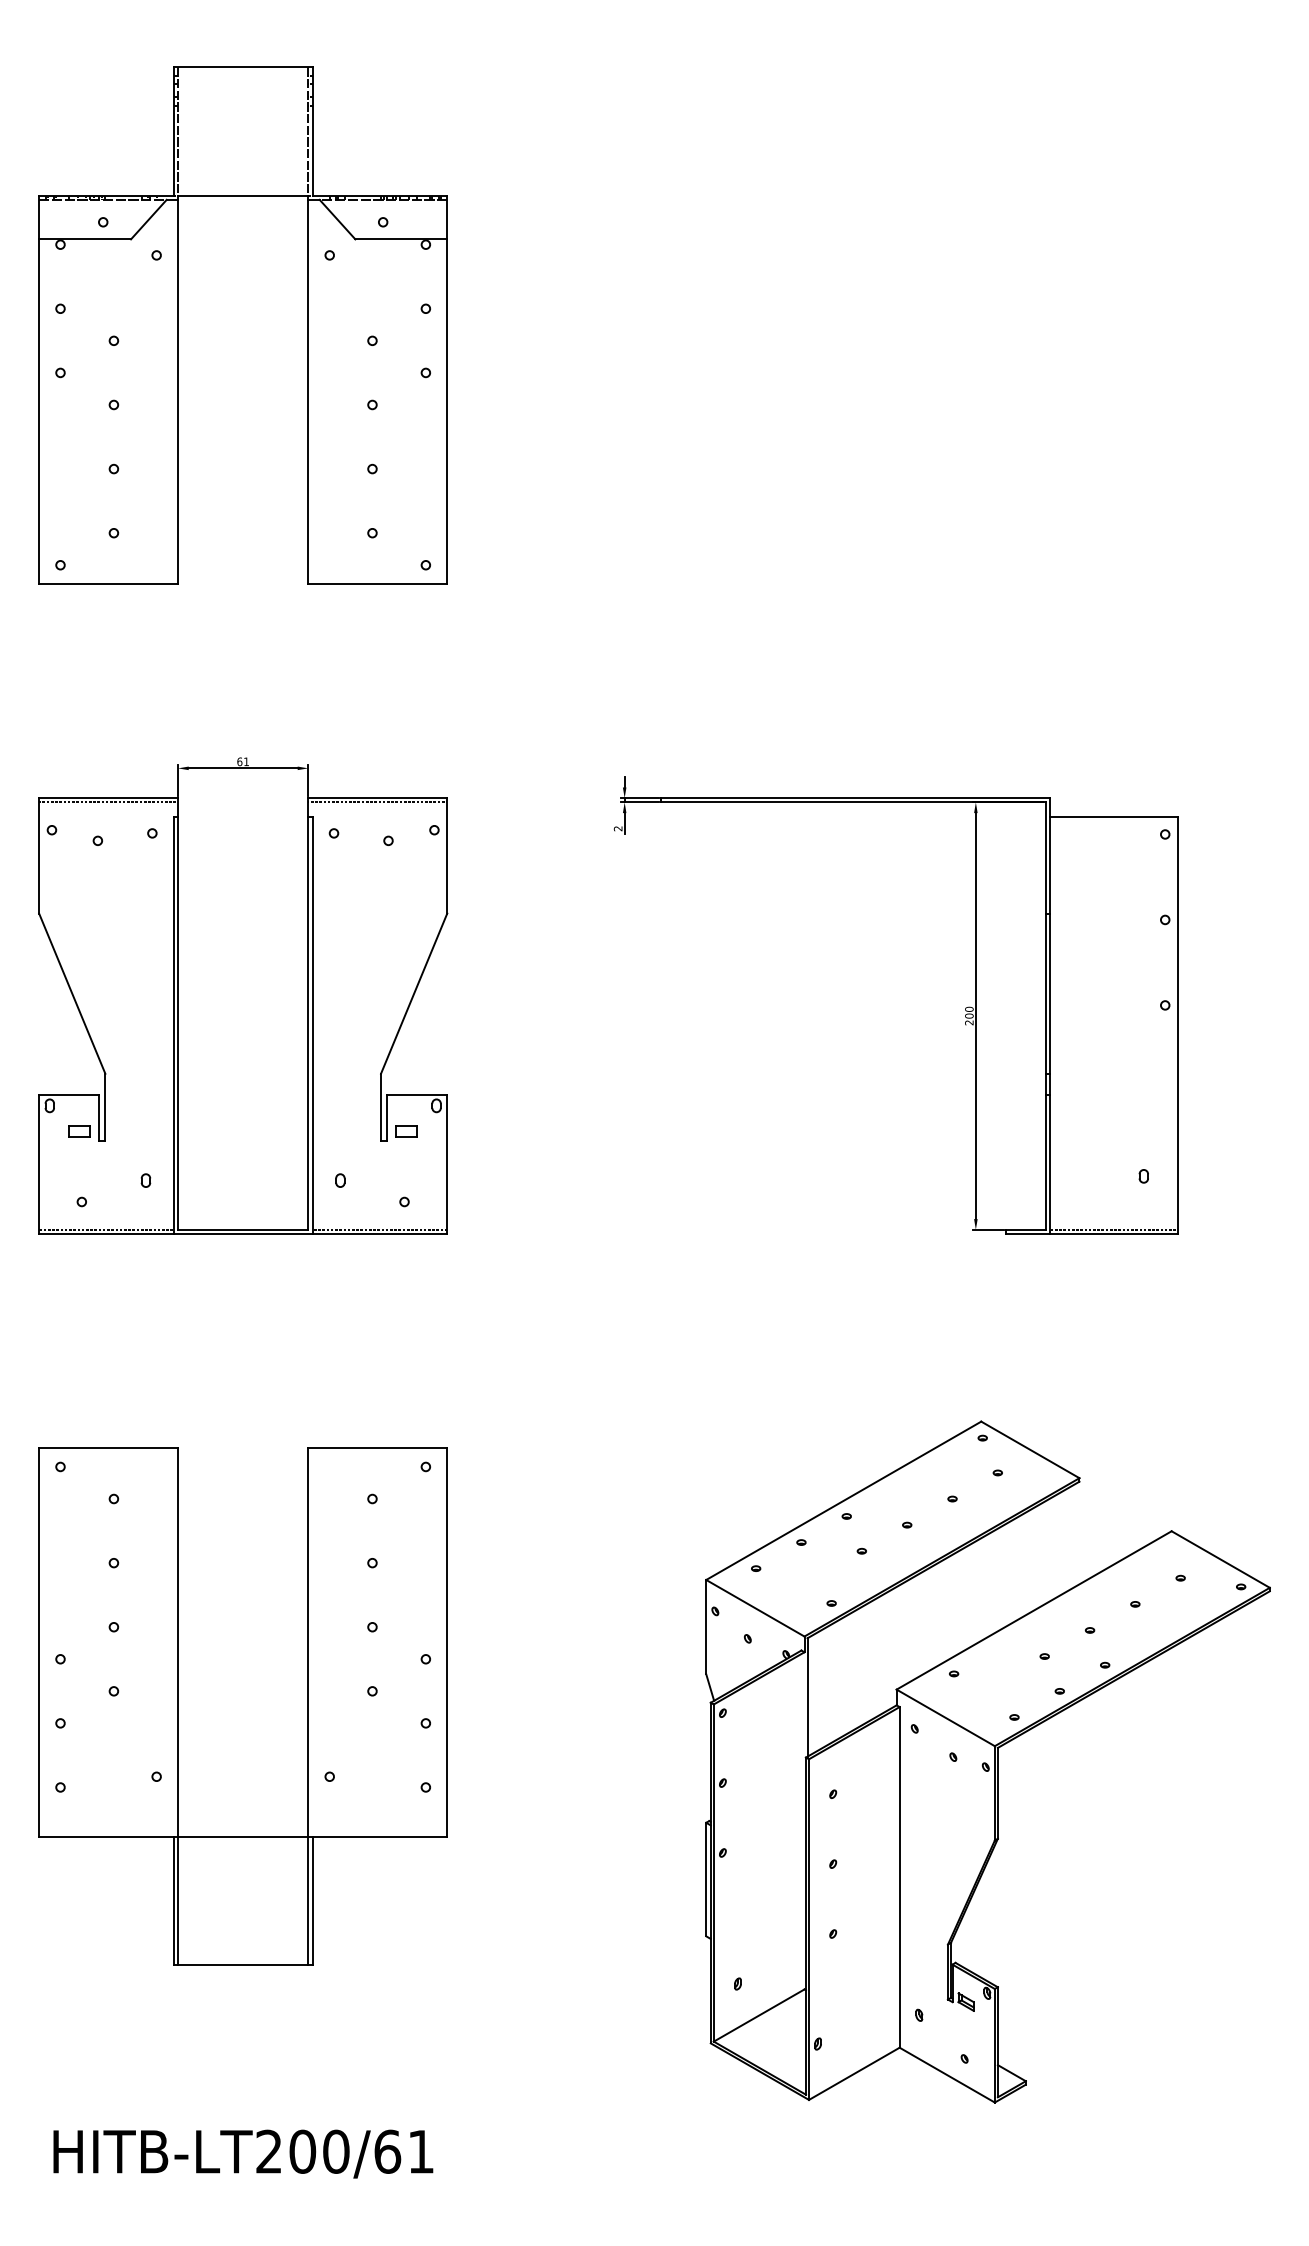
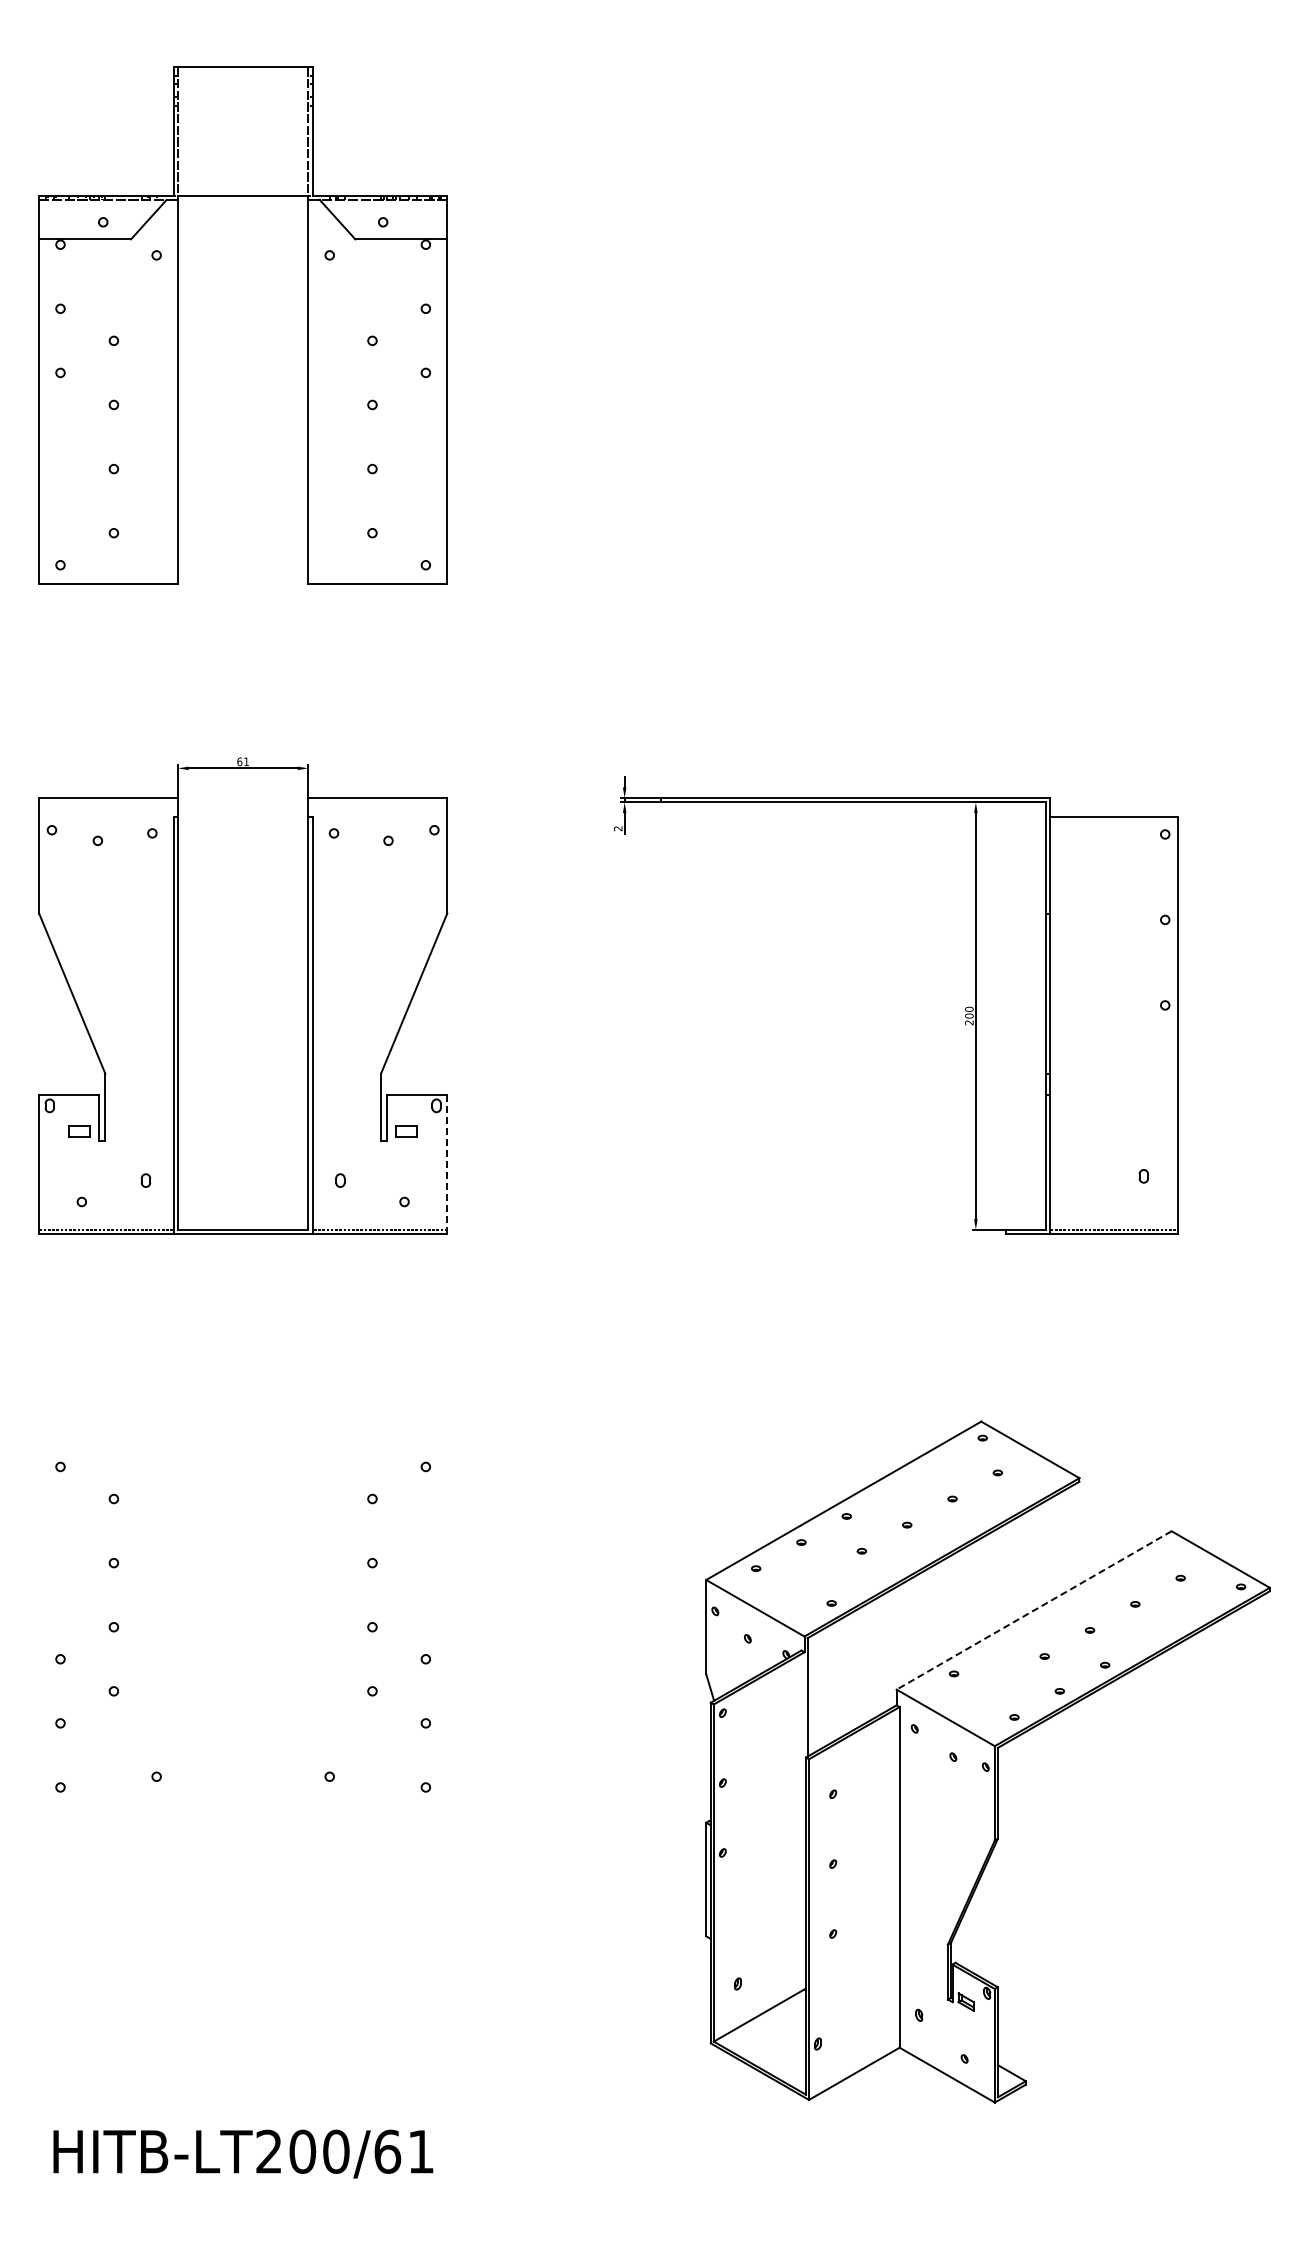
line: present -> none (108, 802)
line: present -> none (377, 802)
line: solid -> dashed (447, 1164)
line: solid -> dashed (1034, 1610)
part: present -> none (178, 1706)
